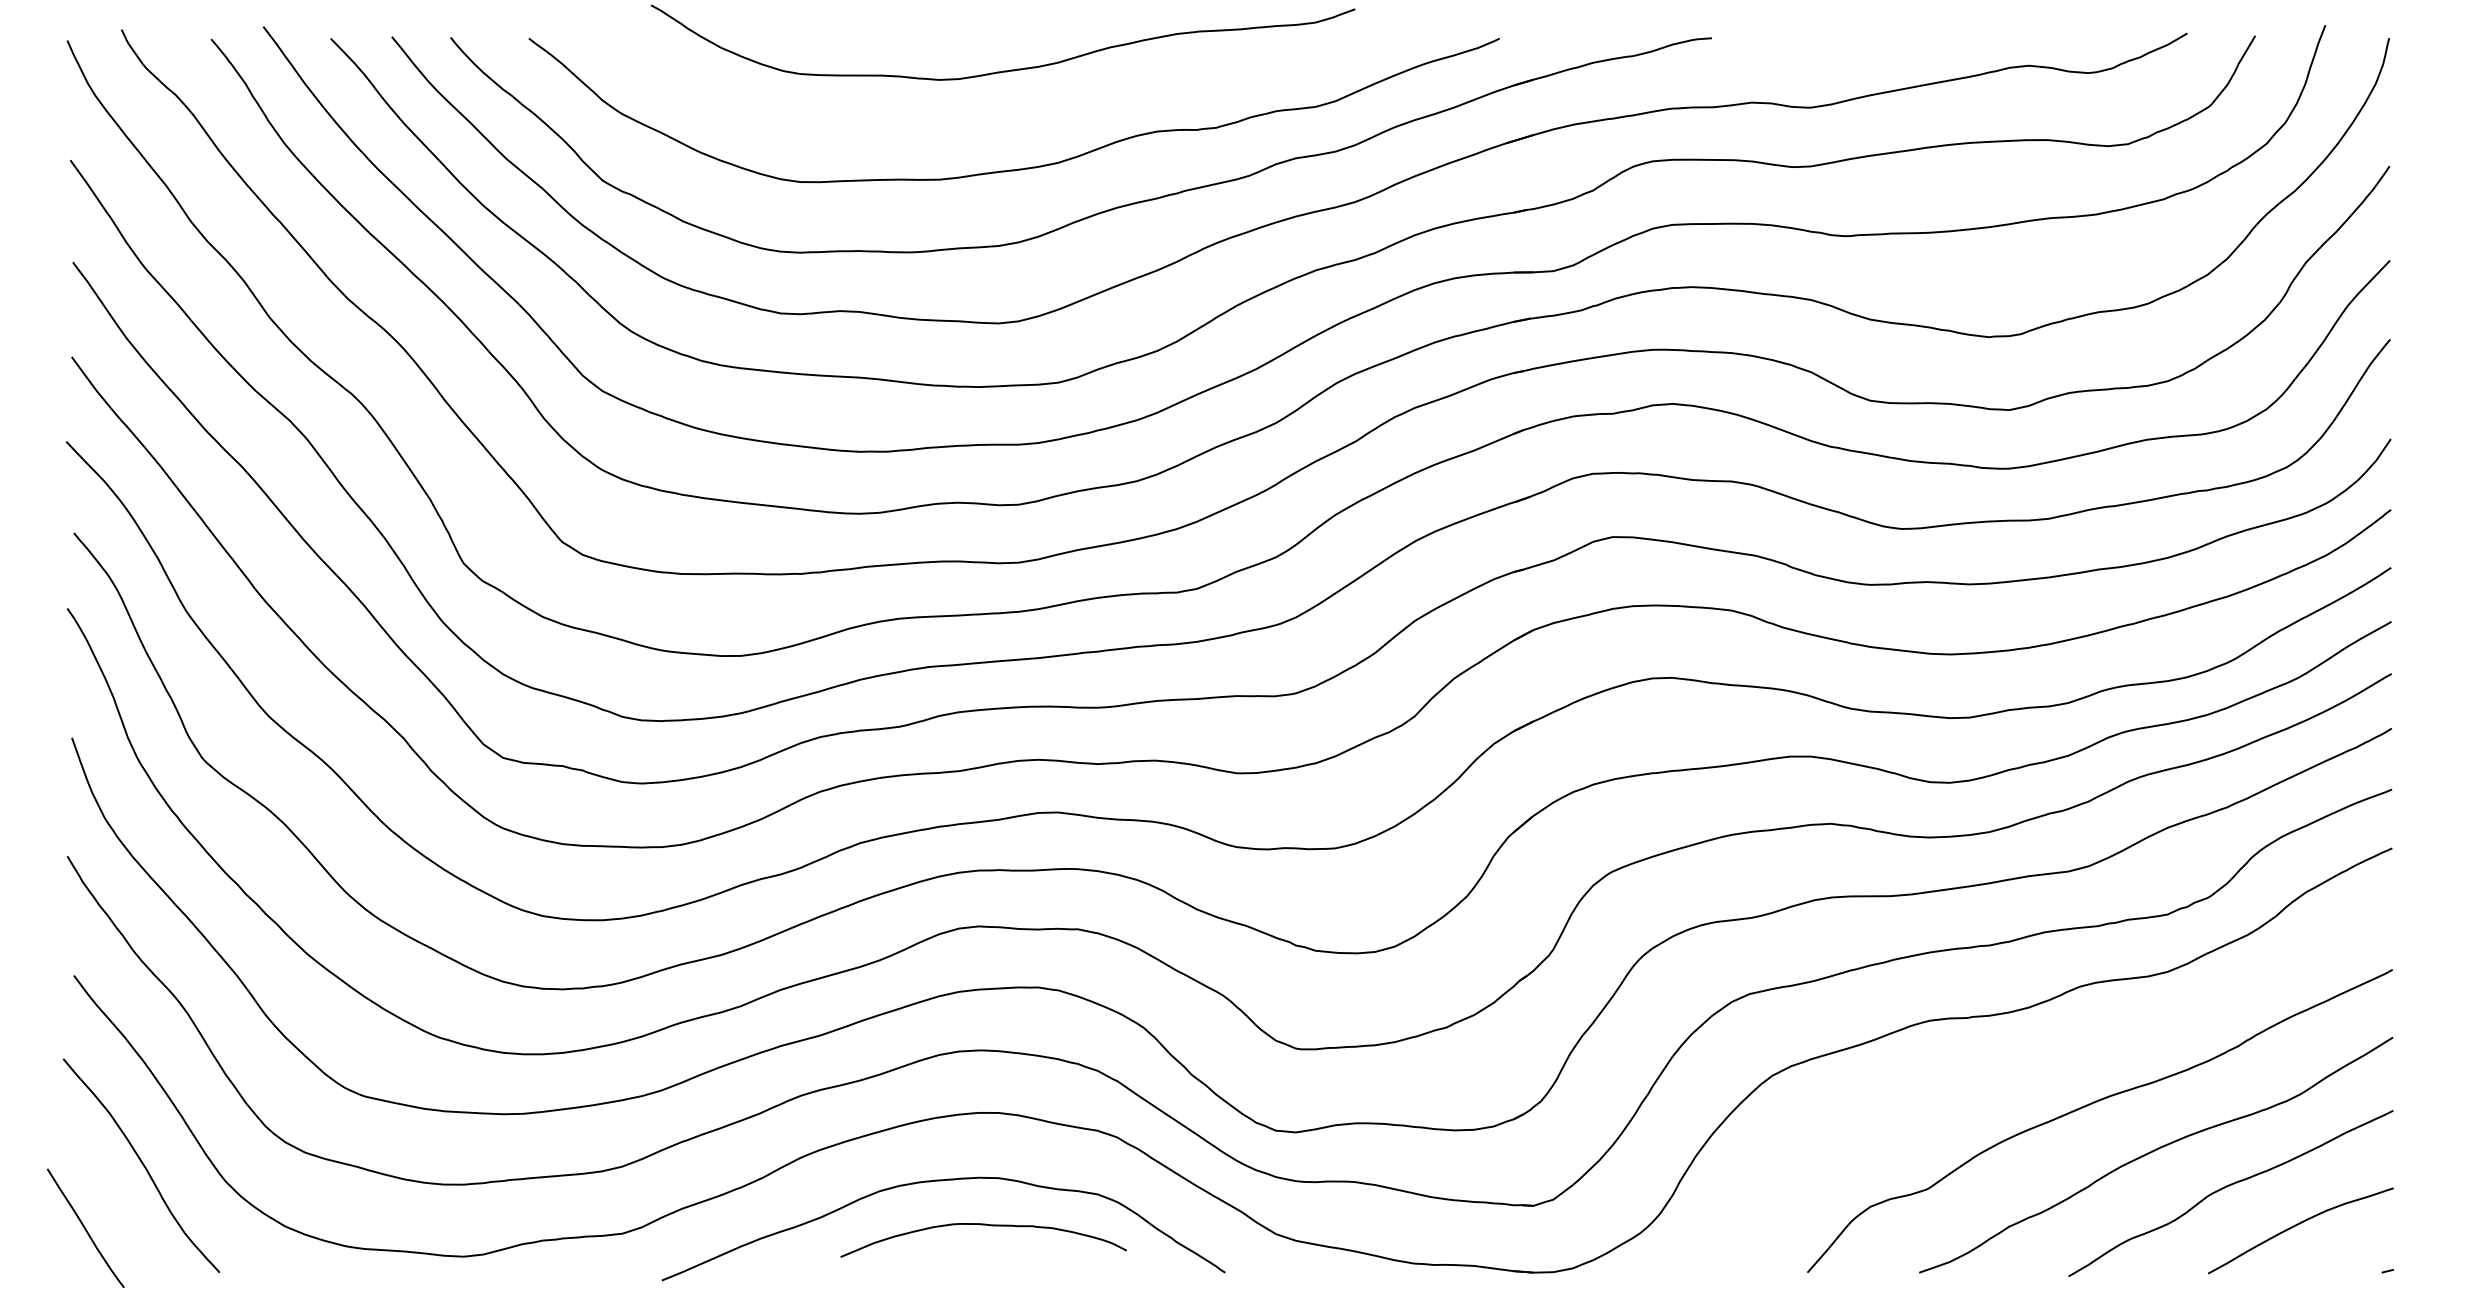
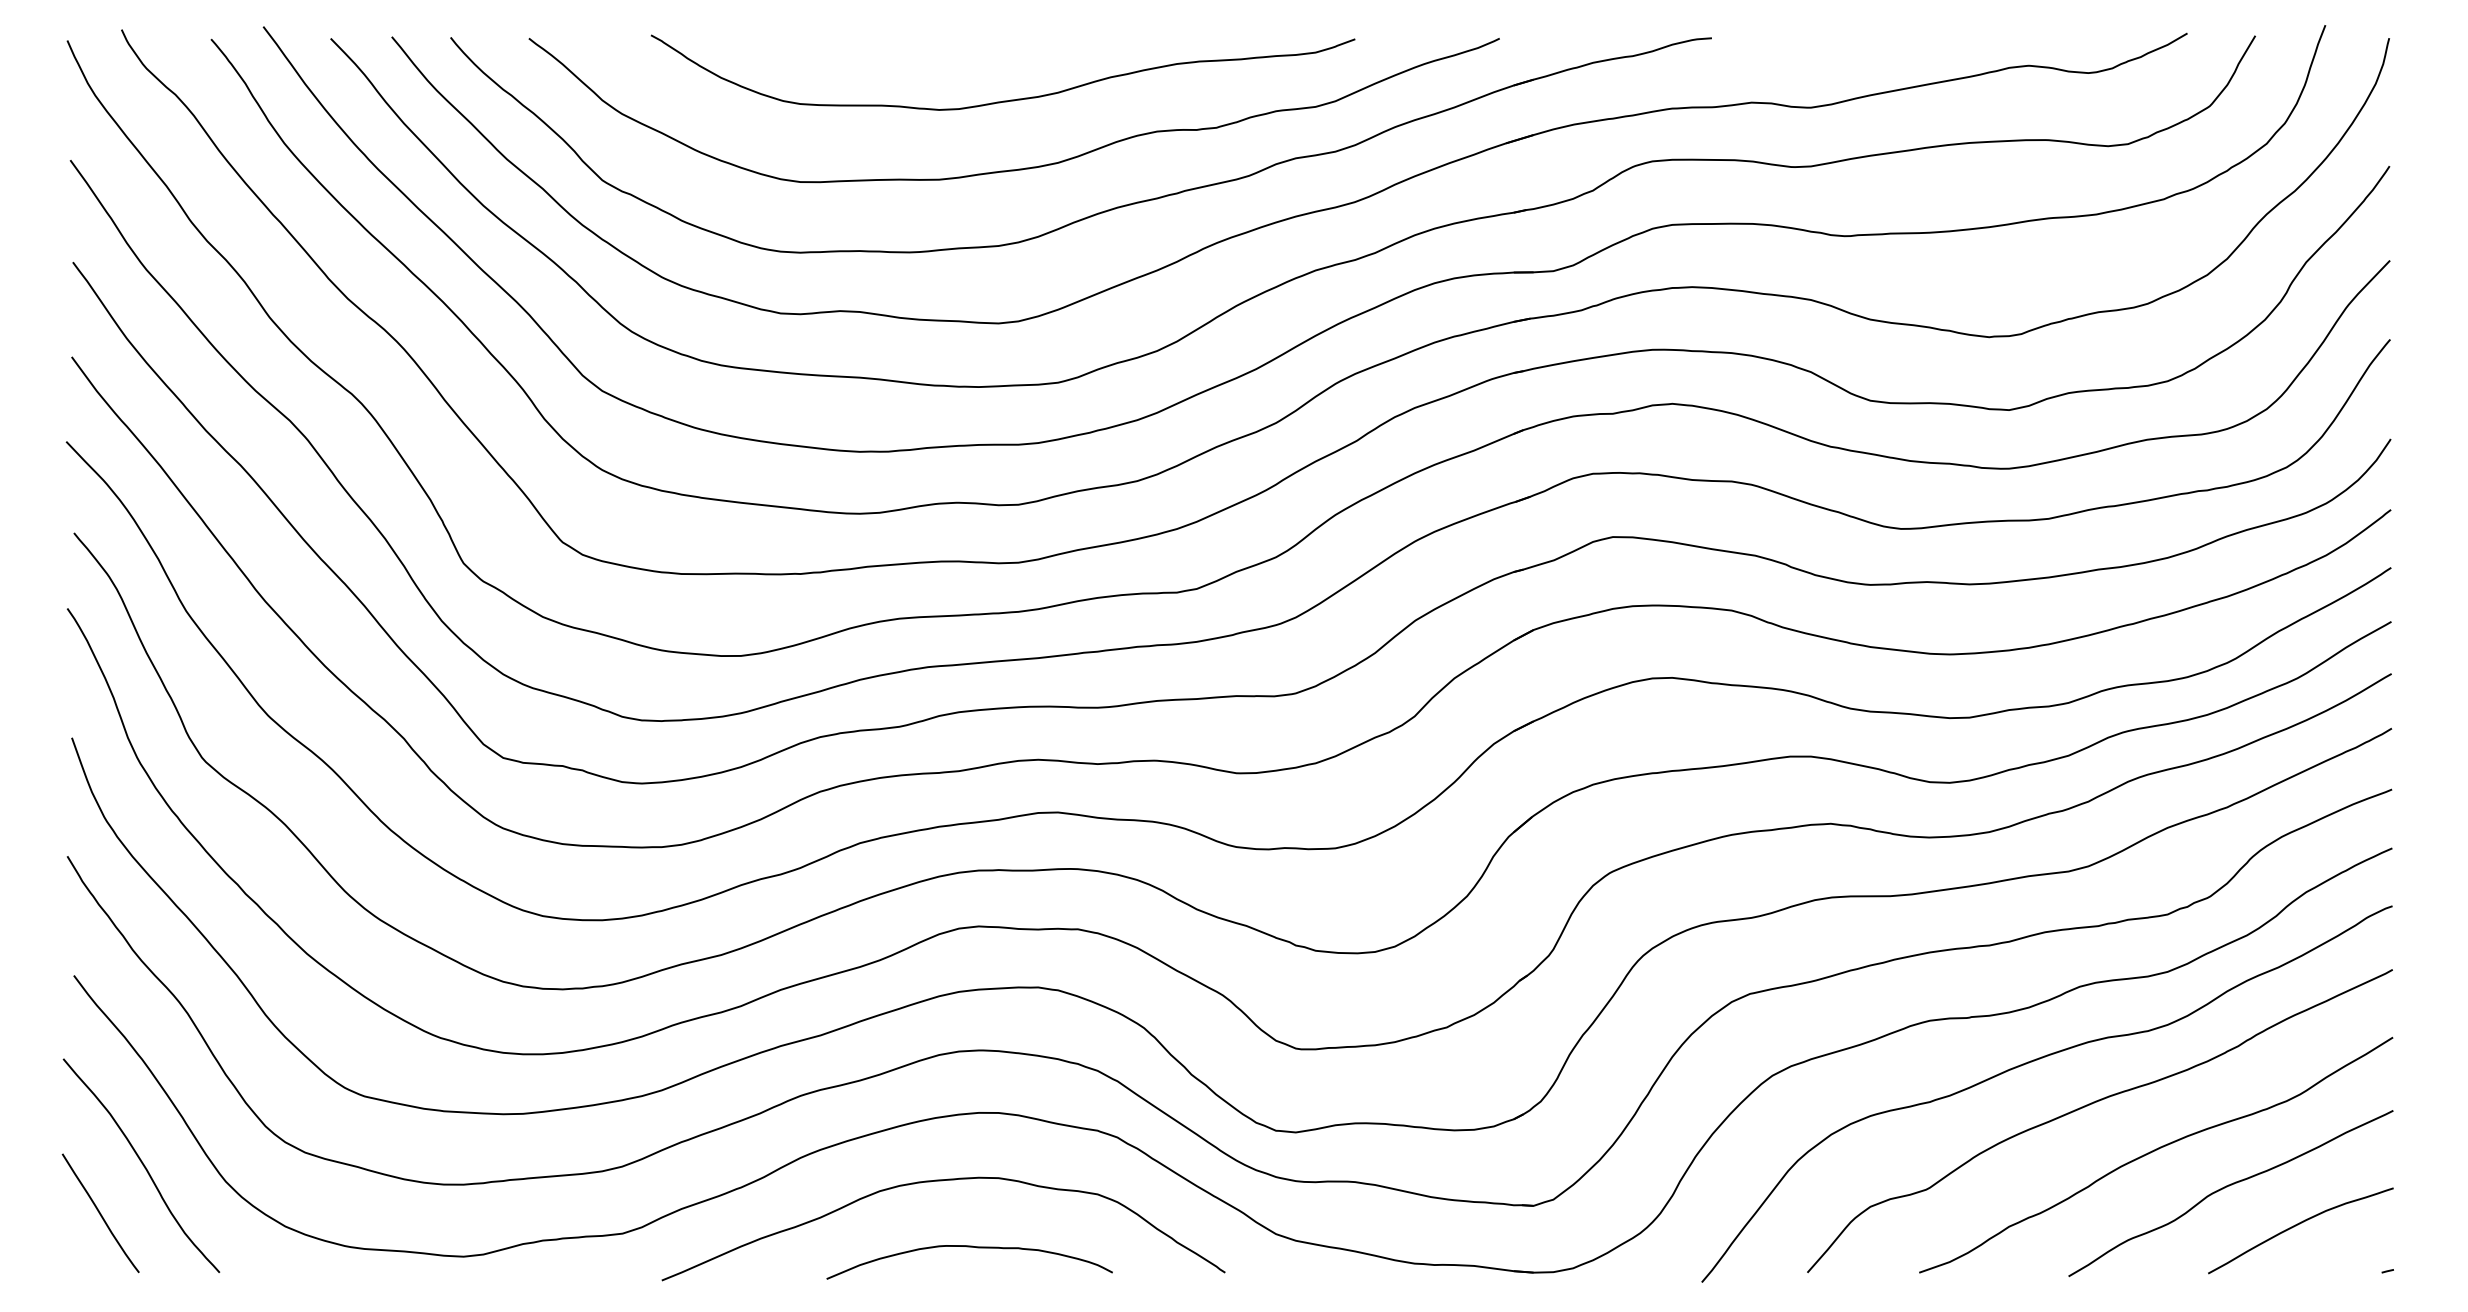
curve position: (1003, 70) -> (1003, 100) (1003, 100)
curve: none -> present (2034, 1061)
curve position: (983, 1225) -> (969, 1247) (969, 1247)
curve position: (85, 1228) -> (100, 1213) (100, 1213)
